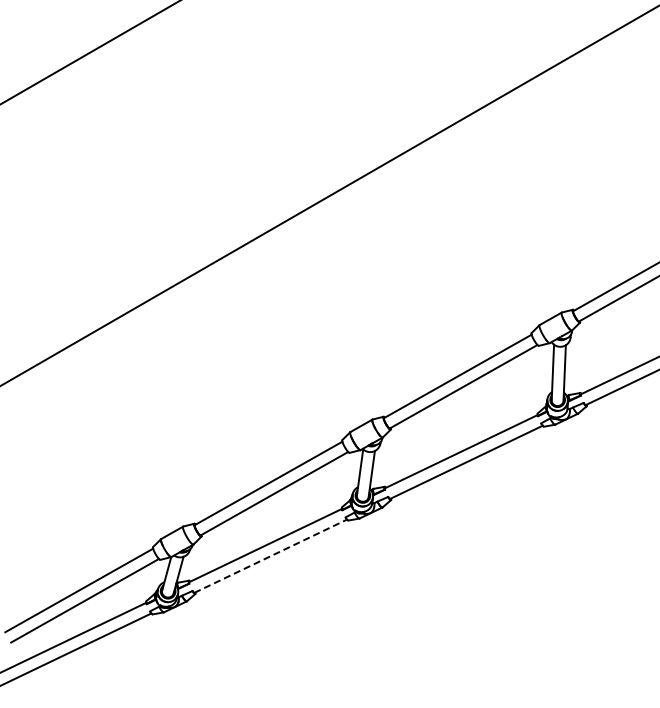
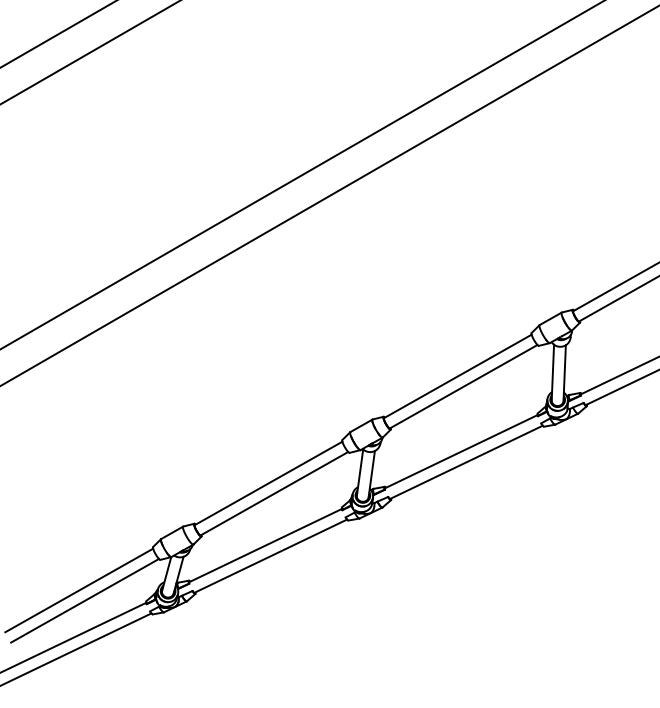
line: none -> present (58, 34)
line: none -> present (301, 175)
line: dashed -> solid (270, 556)
